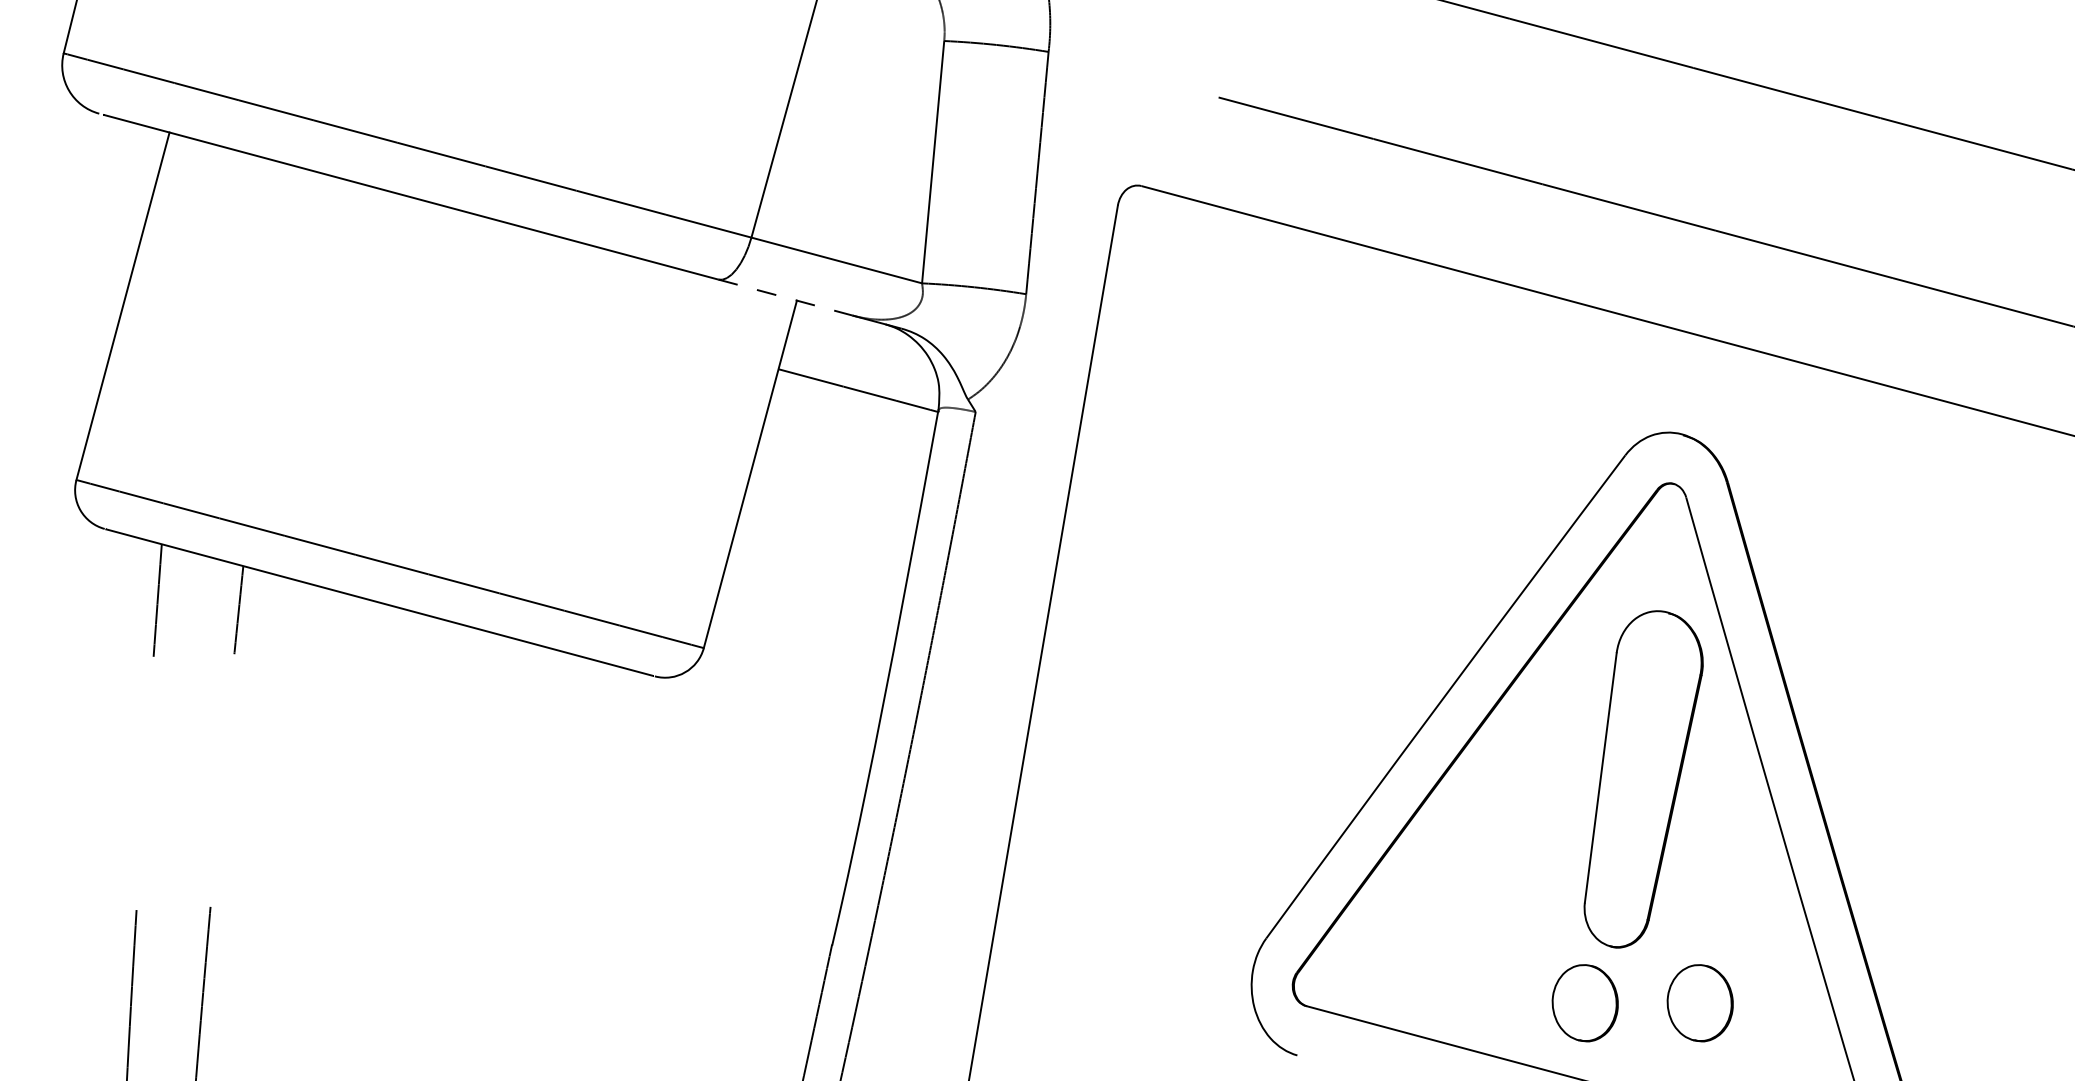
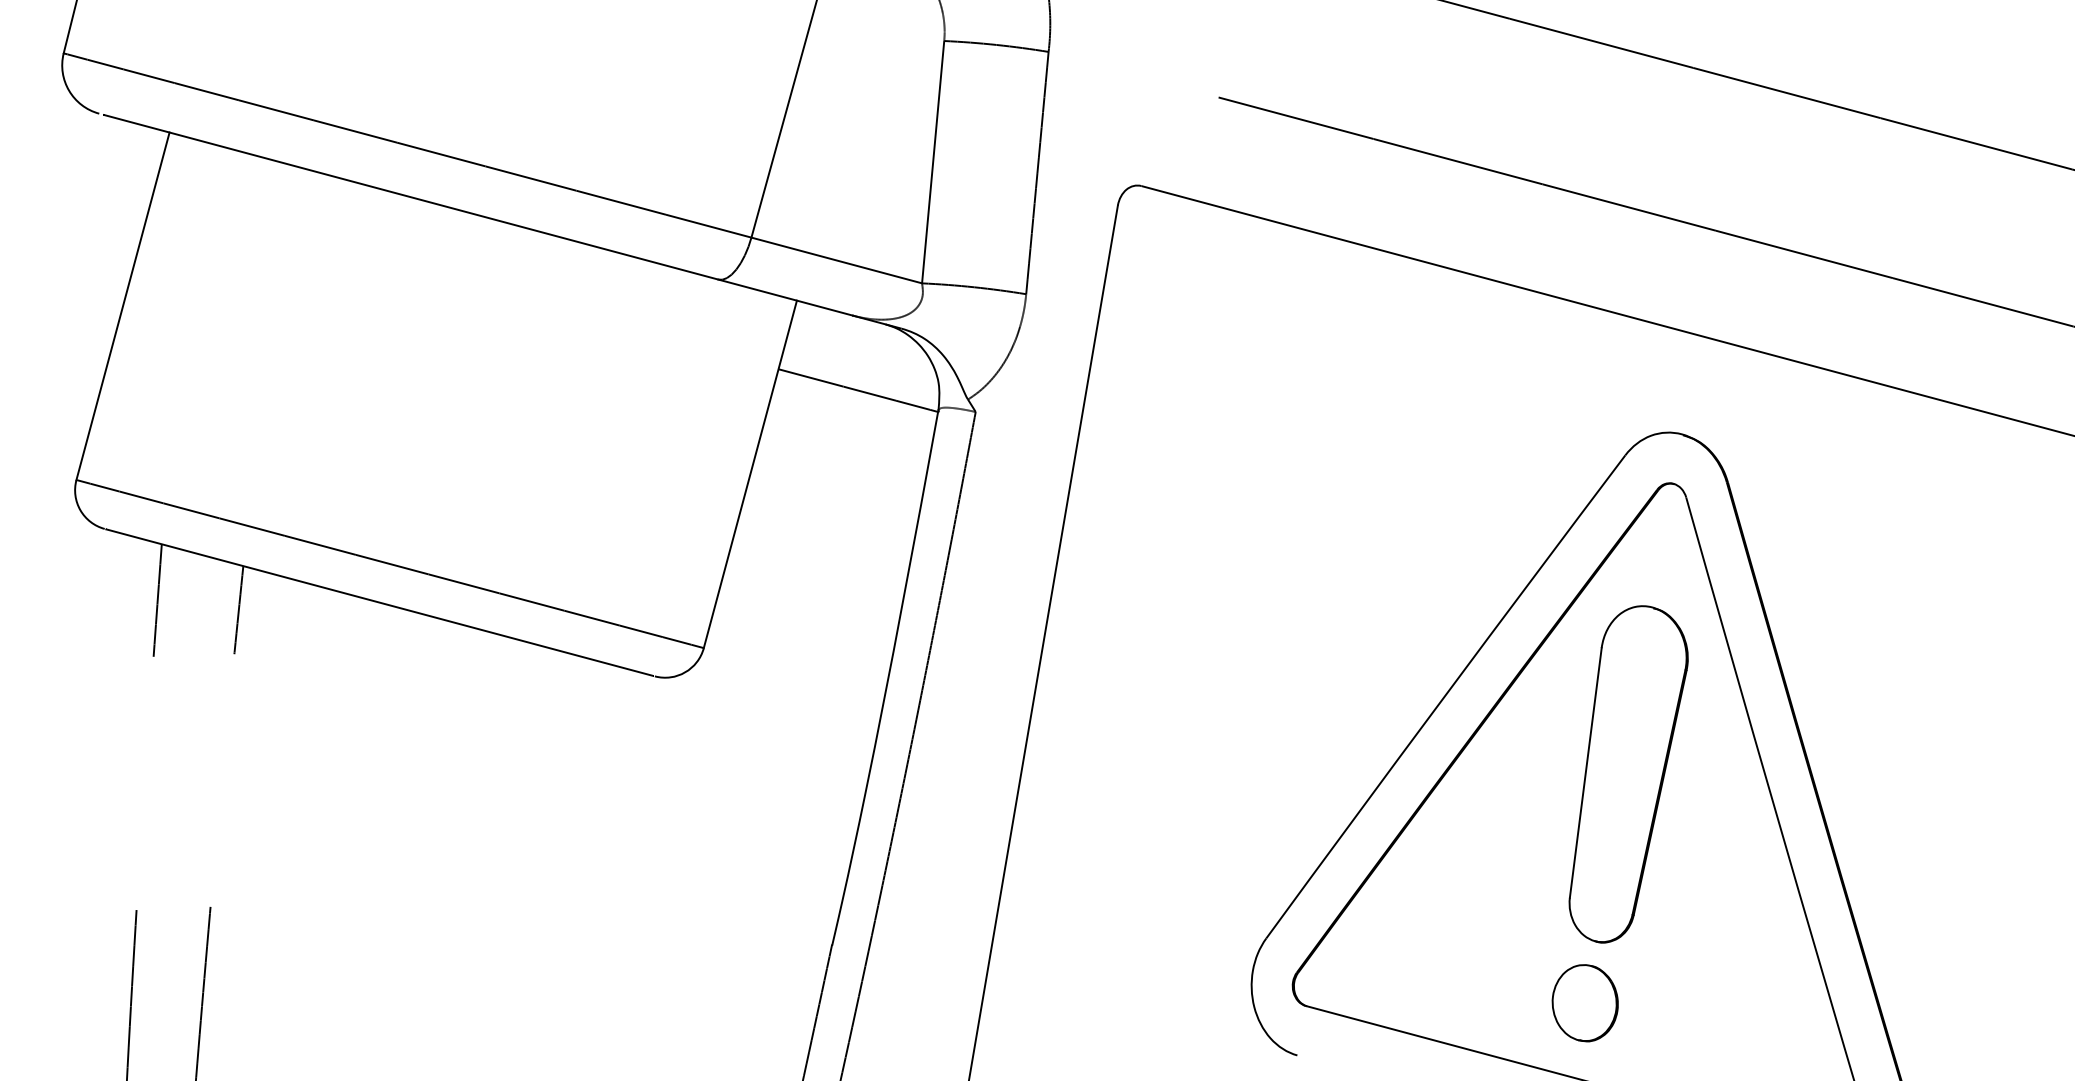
line: dashed -> solid (785, 297)
part position: (1643, 779) -> (1628, 774) (1628, 774)
part: present -> none (1699, 1003)
